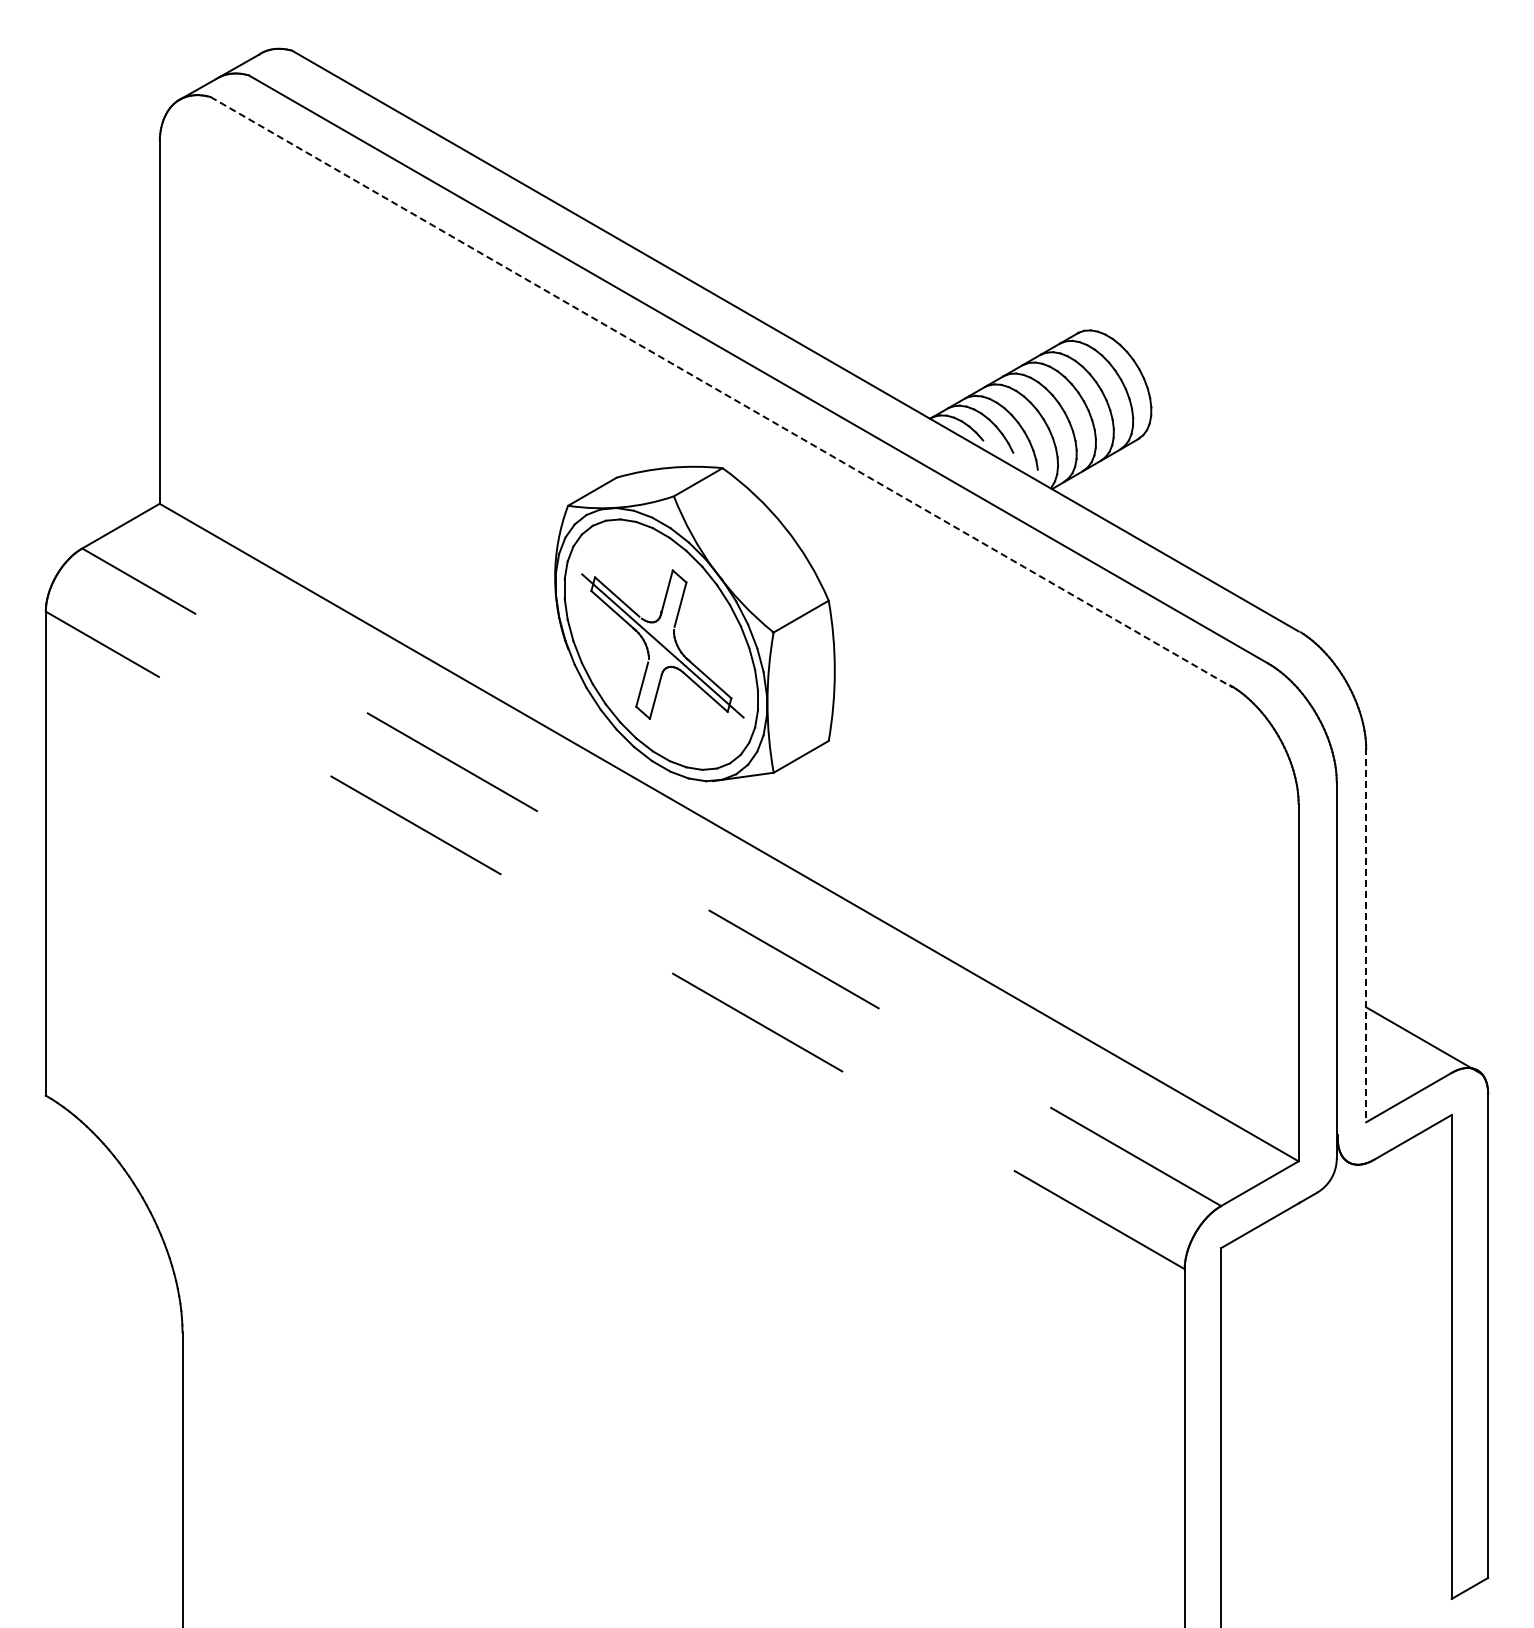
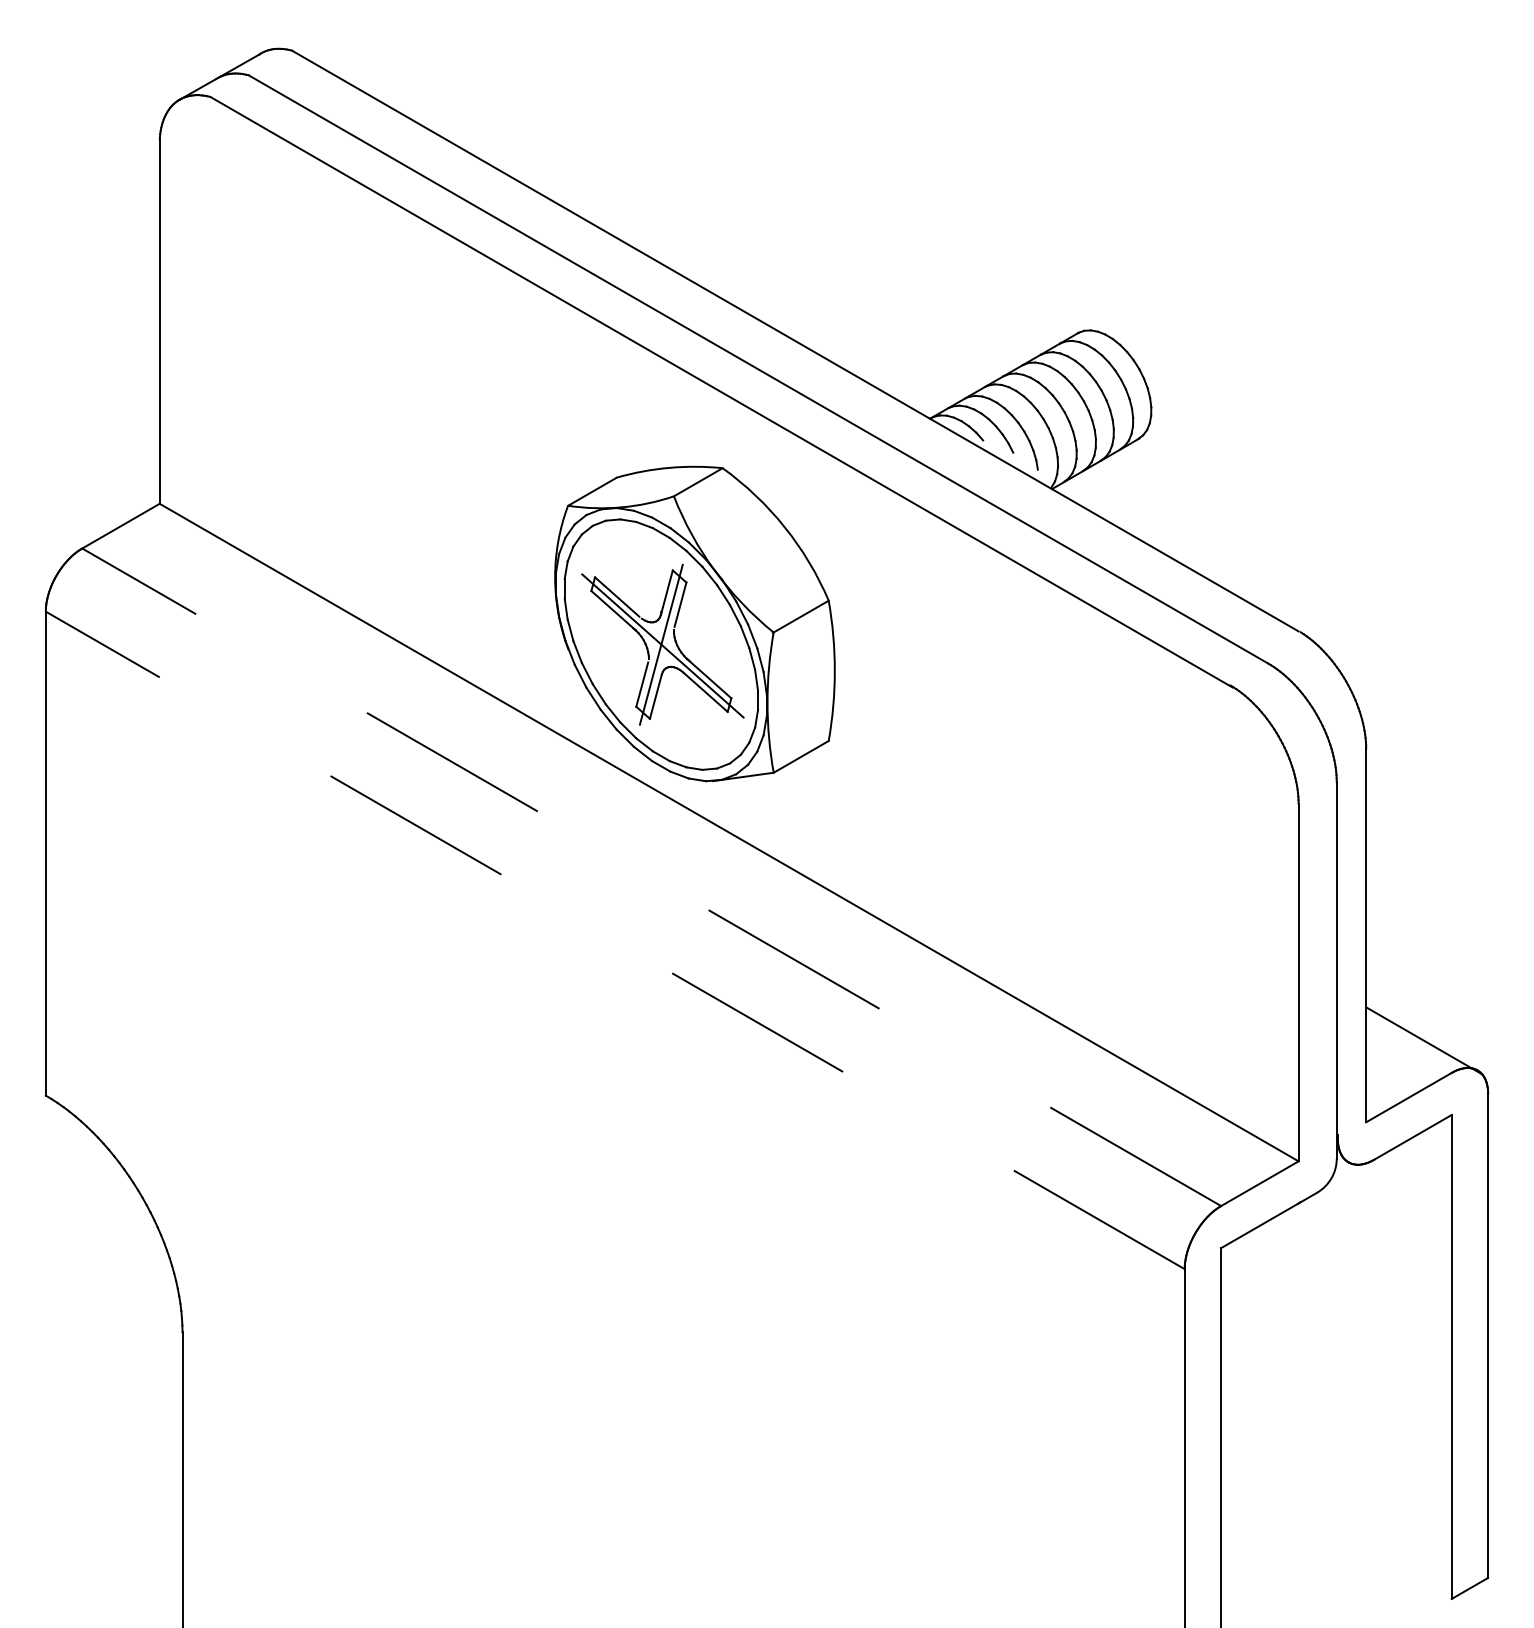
line: dashed -> solid (721, 392)
line: none -> present (661, 644)
line: dashed -> solid (1366, 935)
